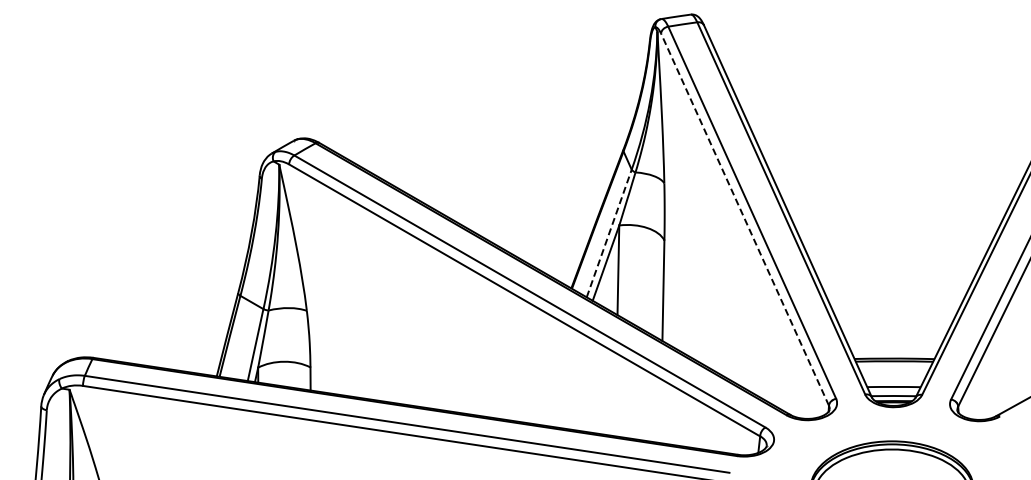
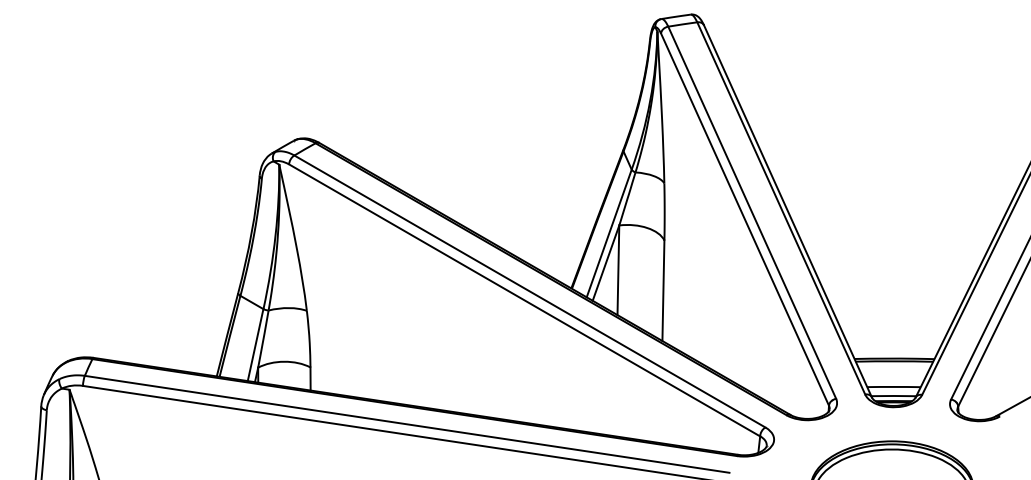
line: dashed -> solid (744, 219)
line: dashed -> solid (609, 233)
